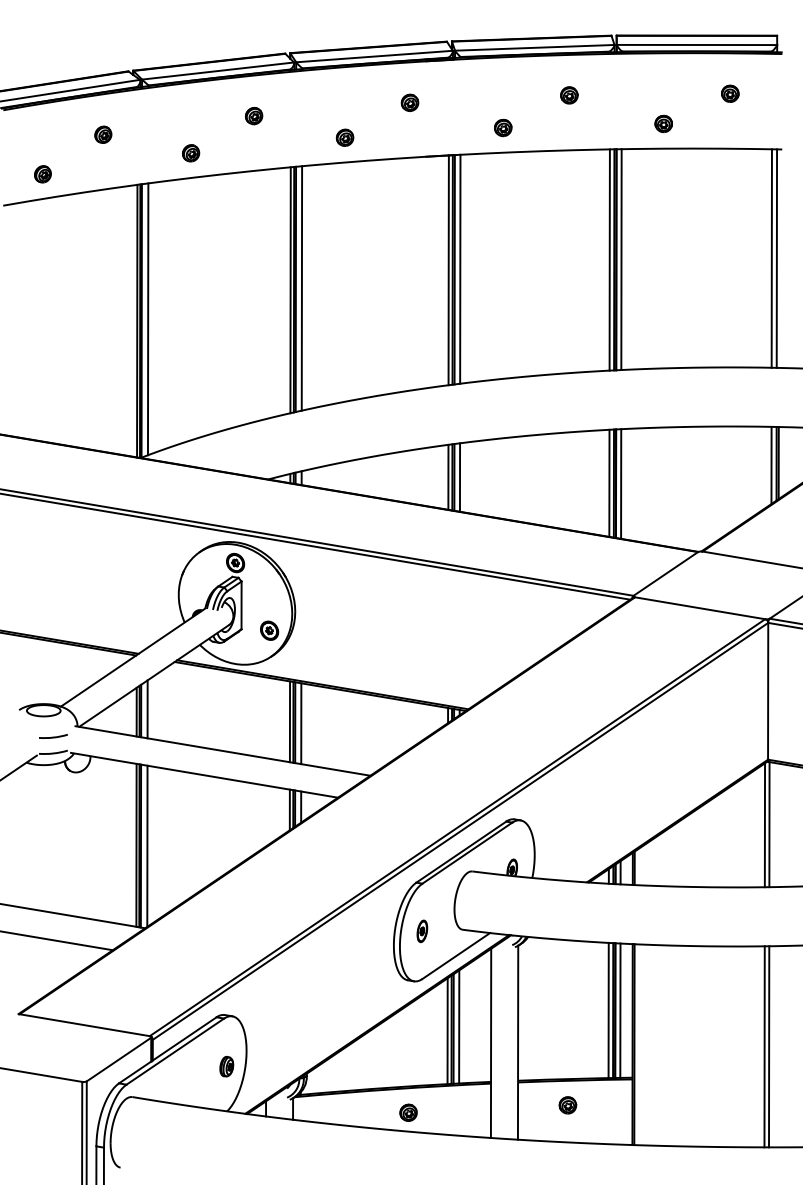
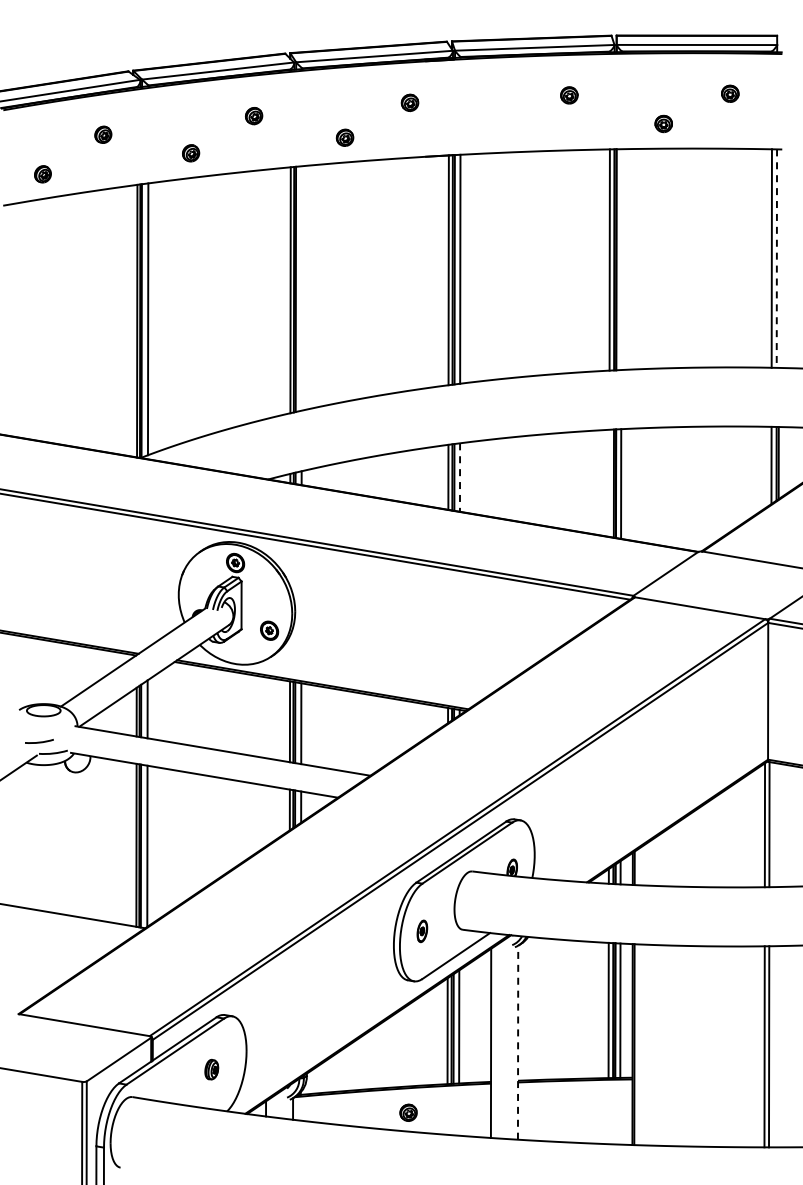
part: present -> none (503, 127)
line: present -> none (621, 259)
line: solid -> dashed (776, 259)
line: present -> none (301, 288)
line: solid -> dashed (460, 478)
line: present -> none (609, 482)
arc position: (53, 736) -> (39, 741) (39, 741)
line: present -> none (57, 940)
line: solid -> dashed (518, 1042)
part position: (226, 1066) -> (211, 1069) (211, 1069)
part: present -> none (567, 1105)
